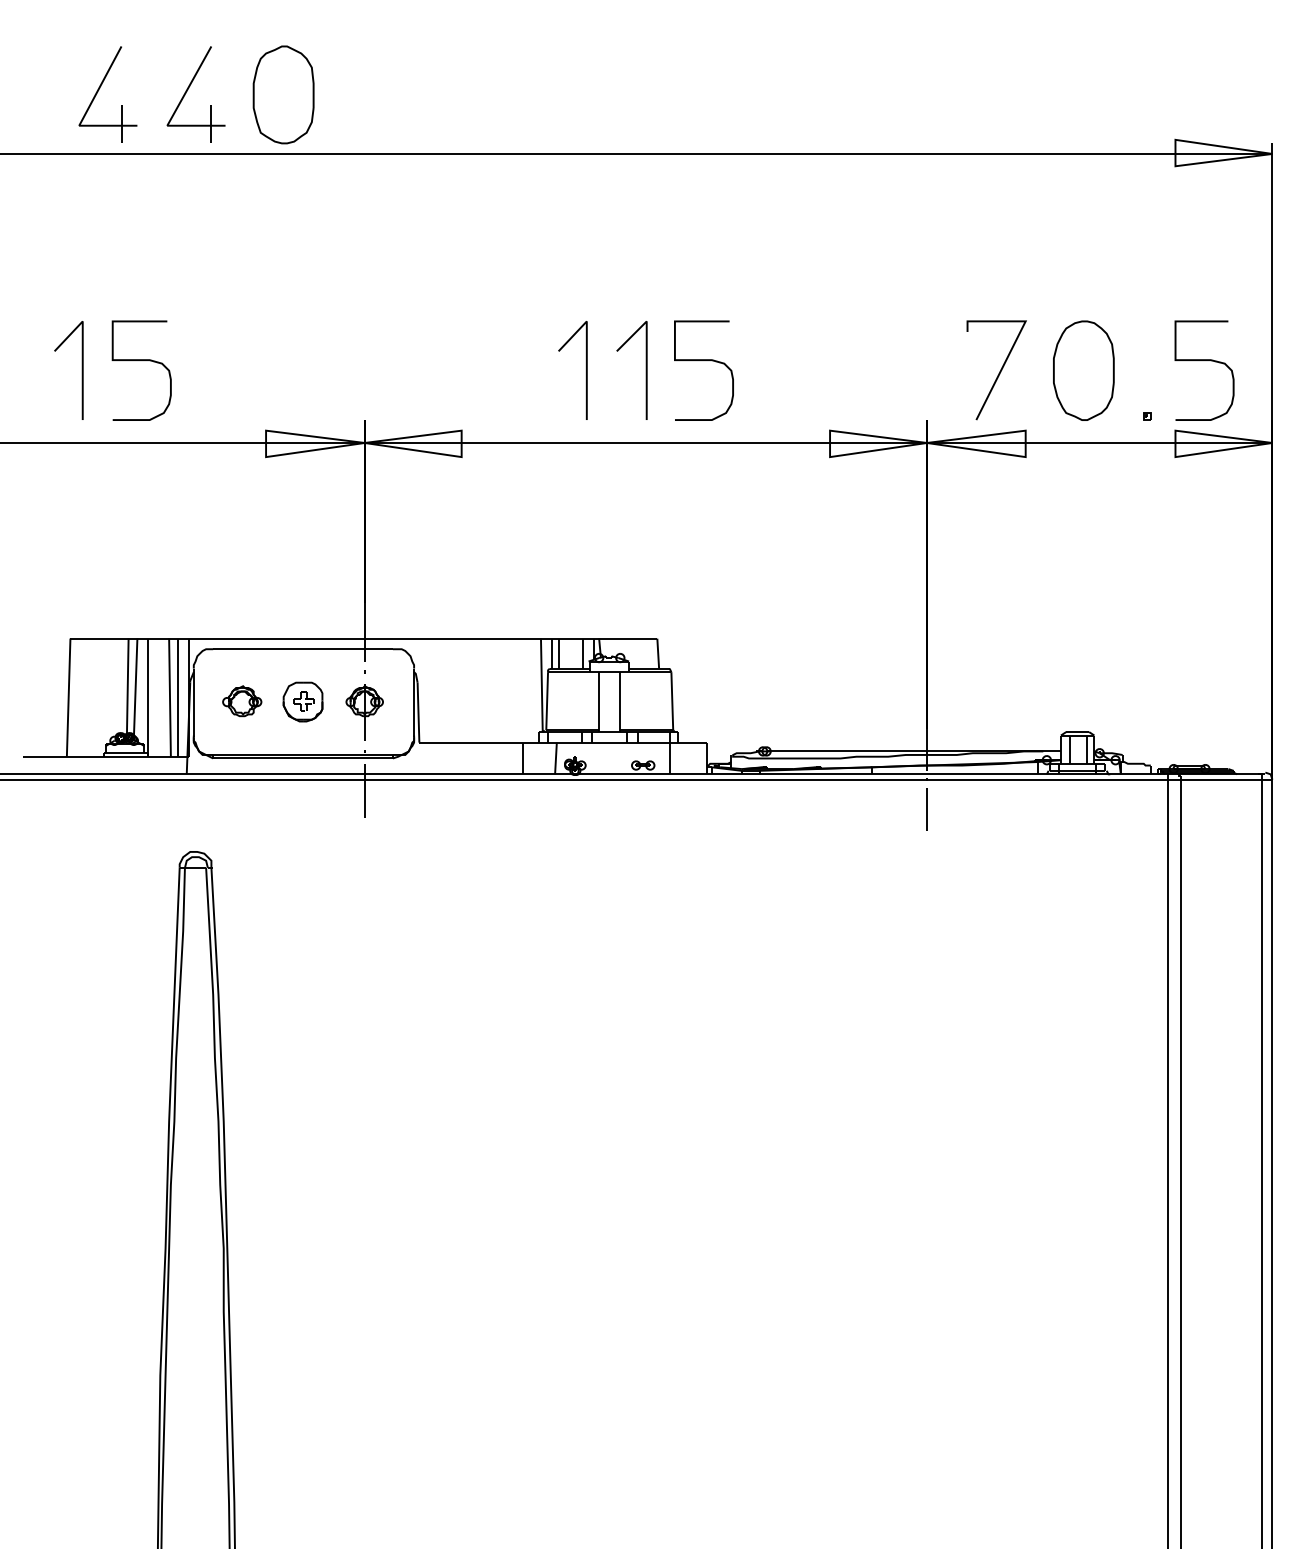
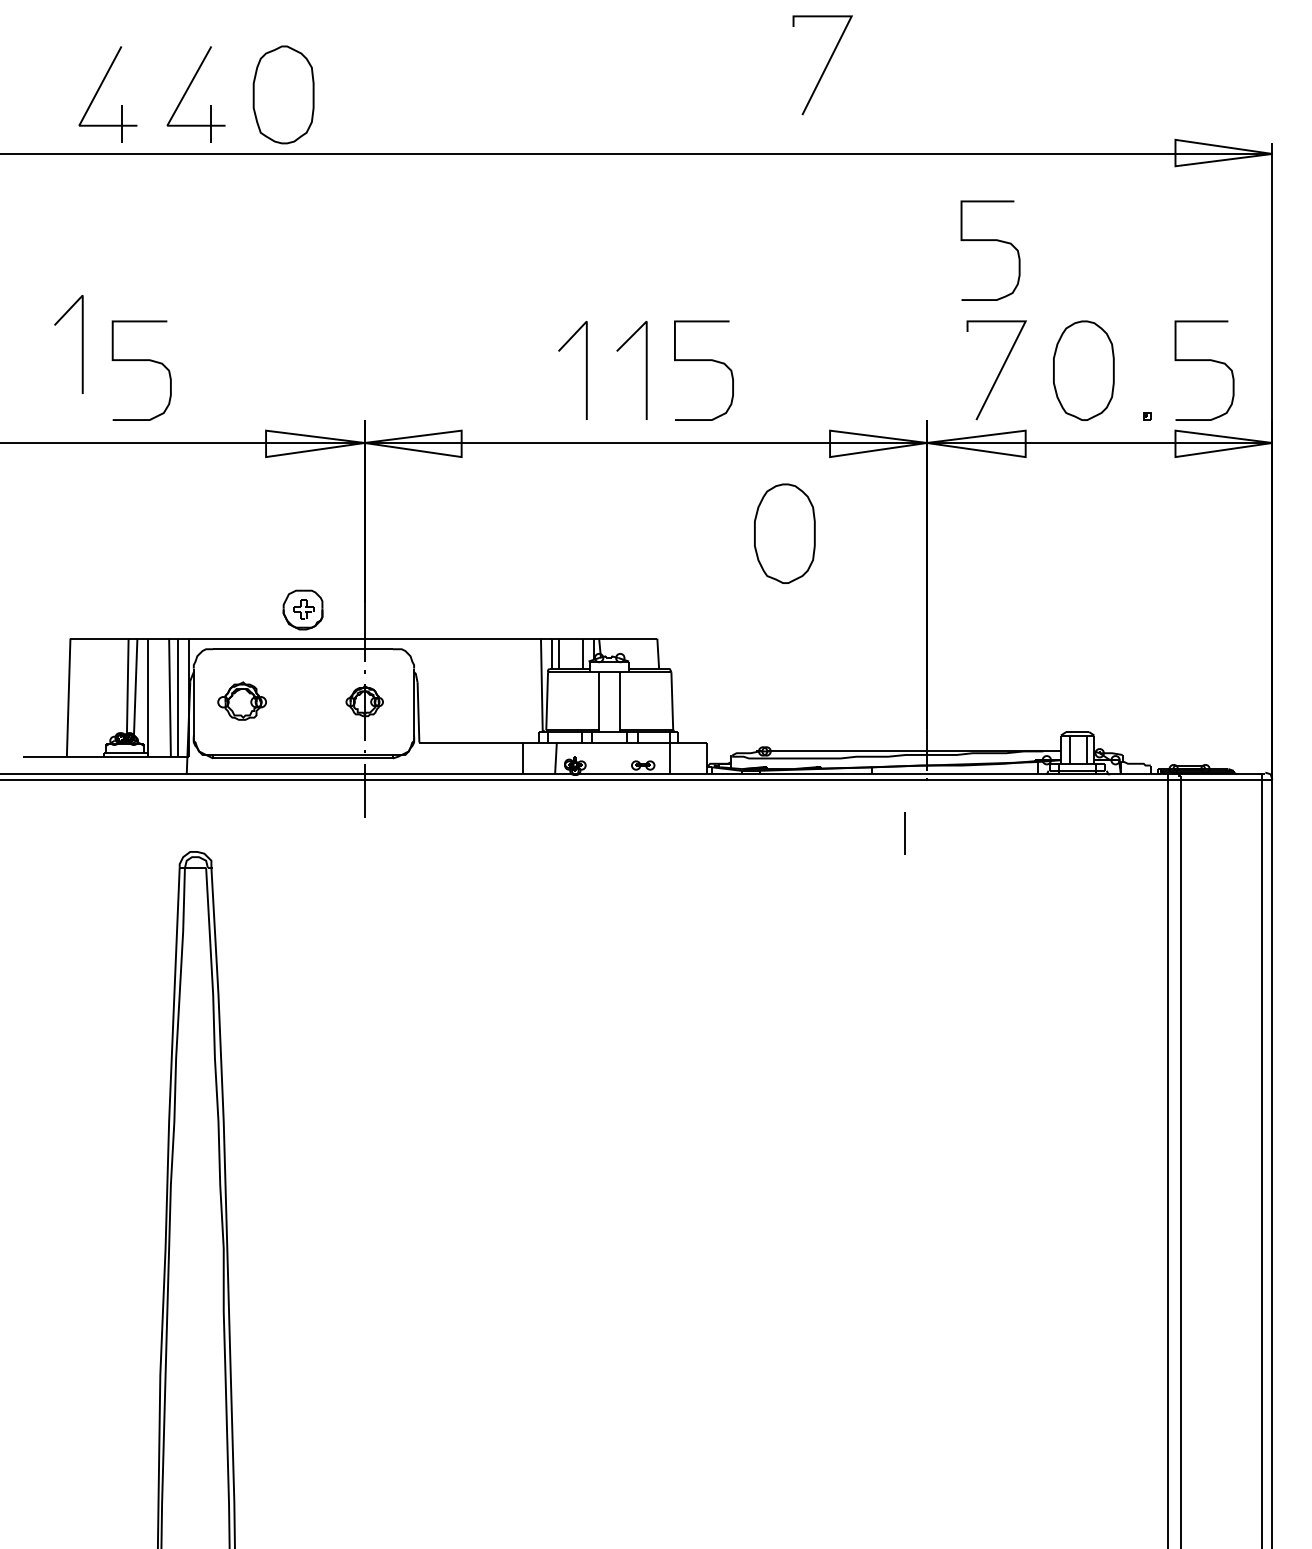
curve: none -> present (825, 66)
curve: none -> present (990, 240)
curve position: (81, 370) -> (81, 344) (81, 344)
part: none -> present (784, 533)
part size: 41x33 px -> 50x40 px (241, 700)
part position: (302, 701) -> (302, 609) (302, 609)
line position: (926, 809) -> (904, 833) (904, 833)
